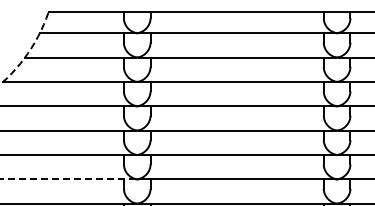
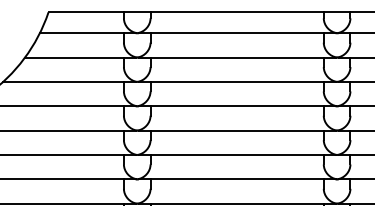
arc: dashed -> solid (29, 50)
line: dashed -> solid (67, 179)
